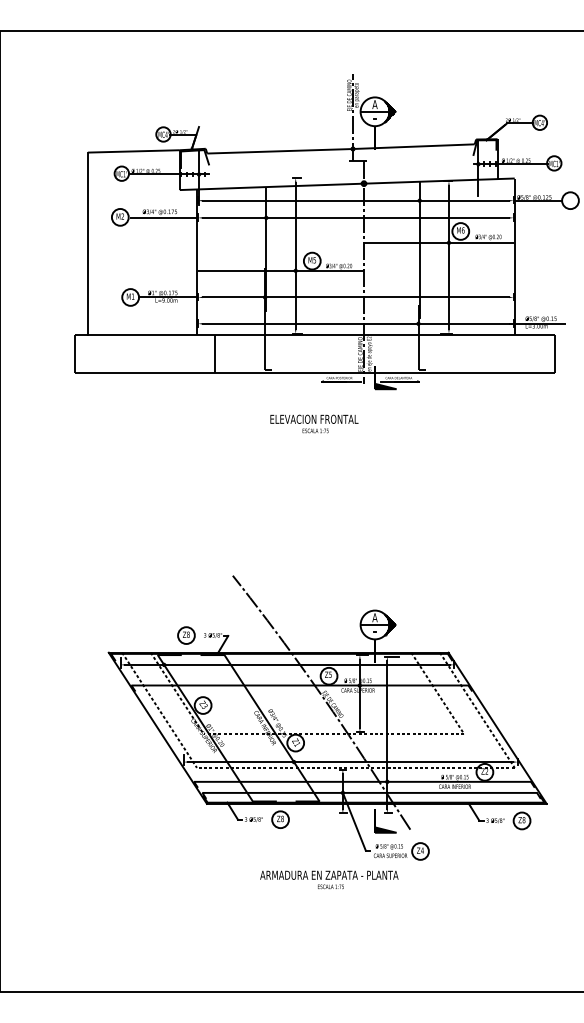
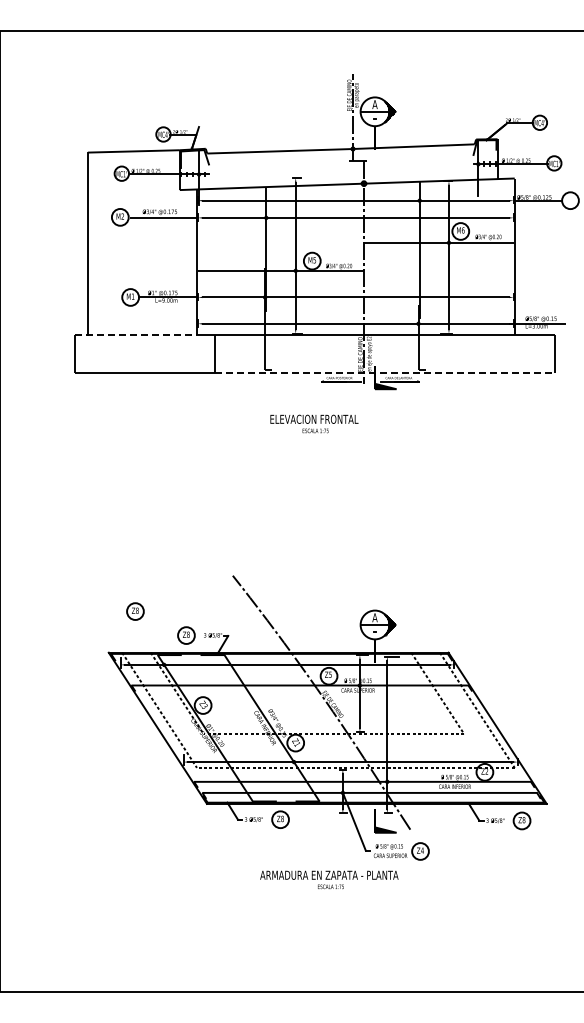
line: solid -> dashed (136, 334)
line: solid -> dashed (384, 373)
part: none -> present (135, 611)
